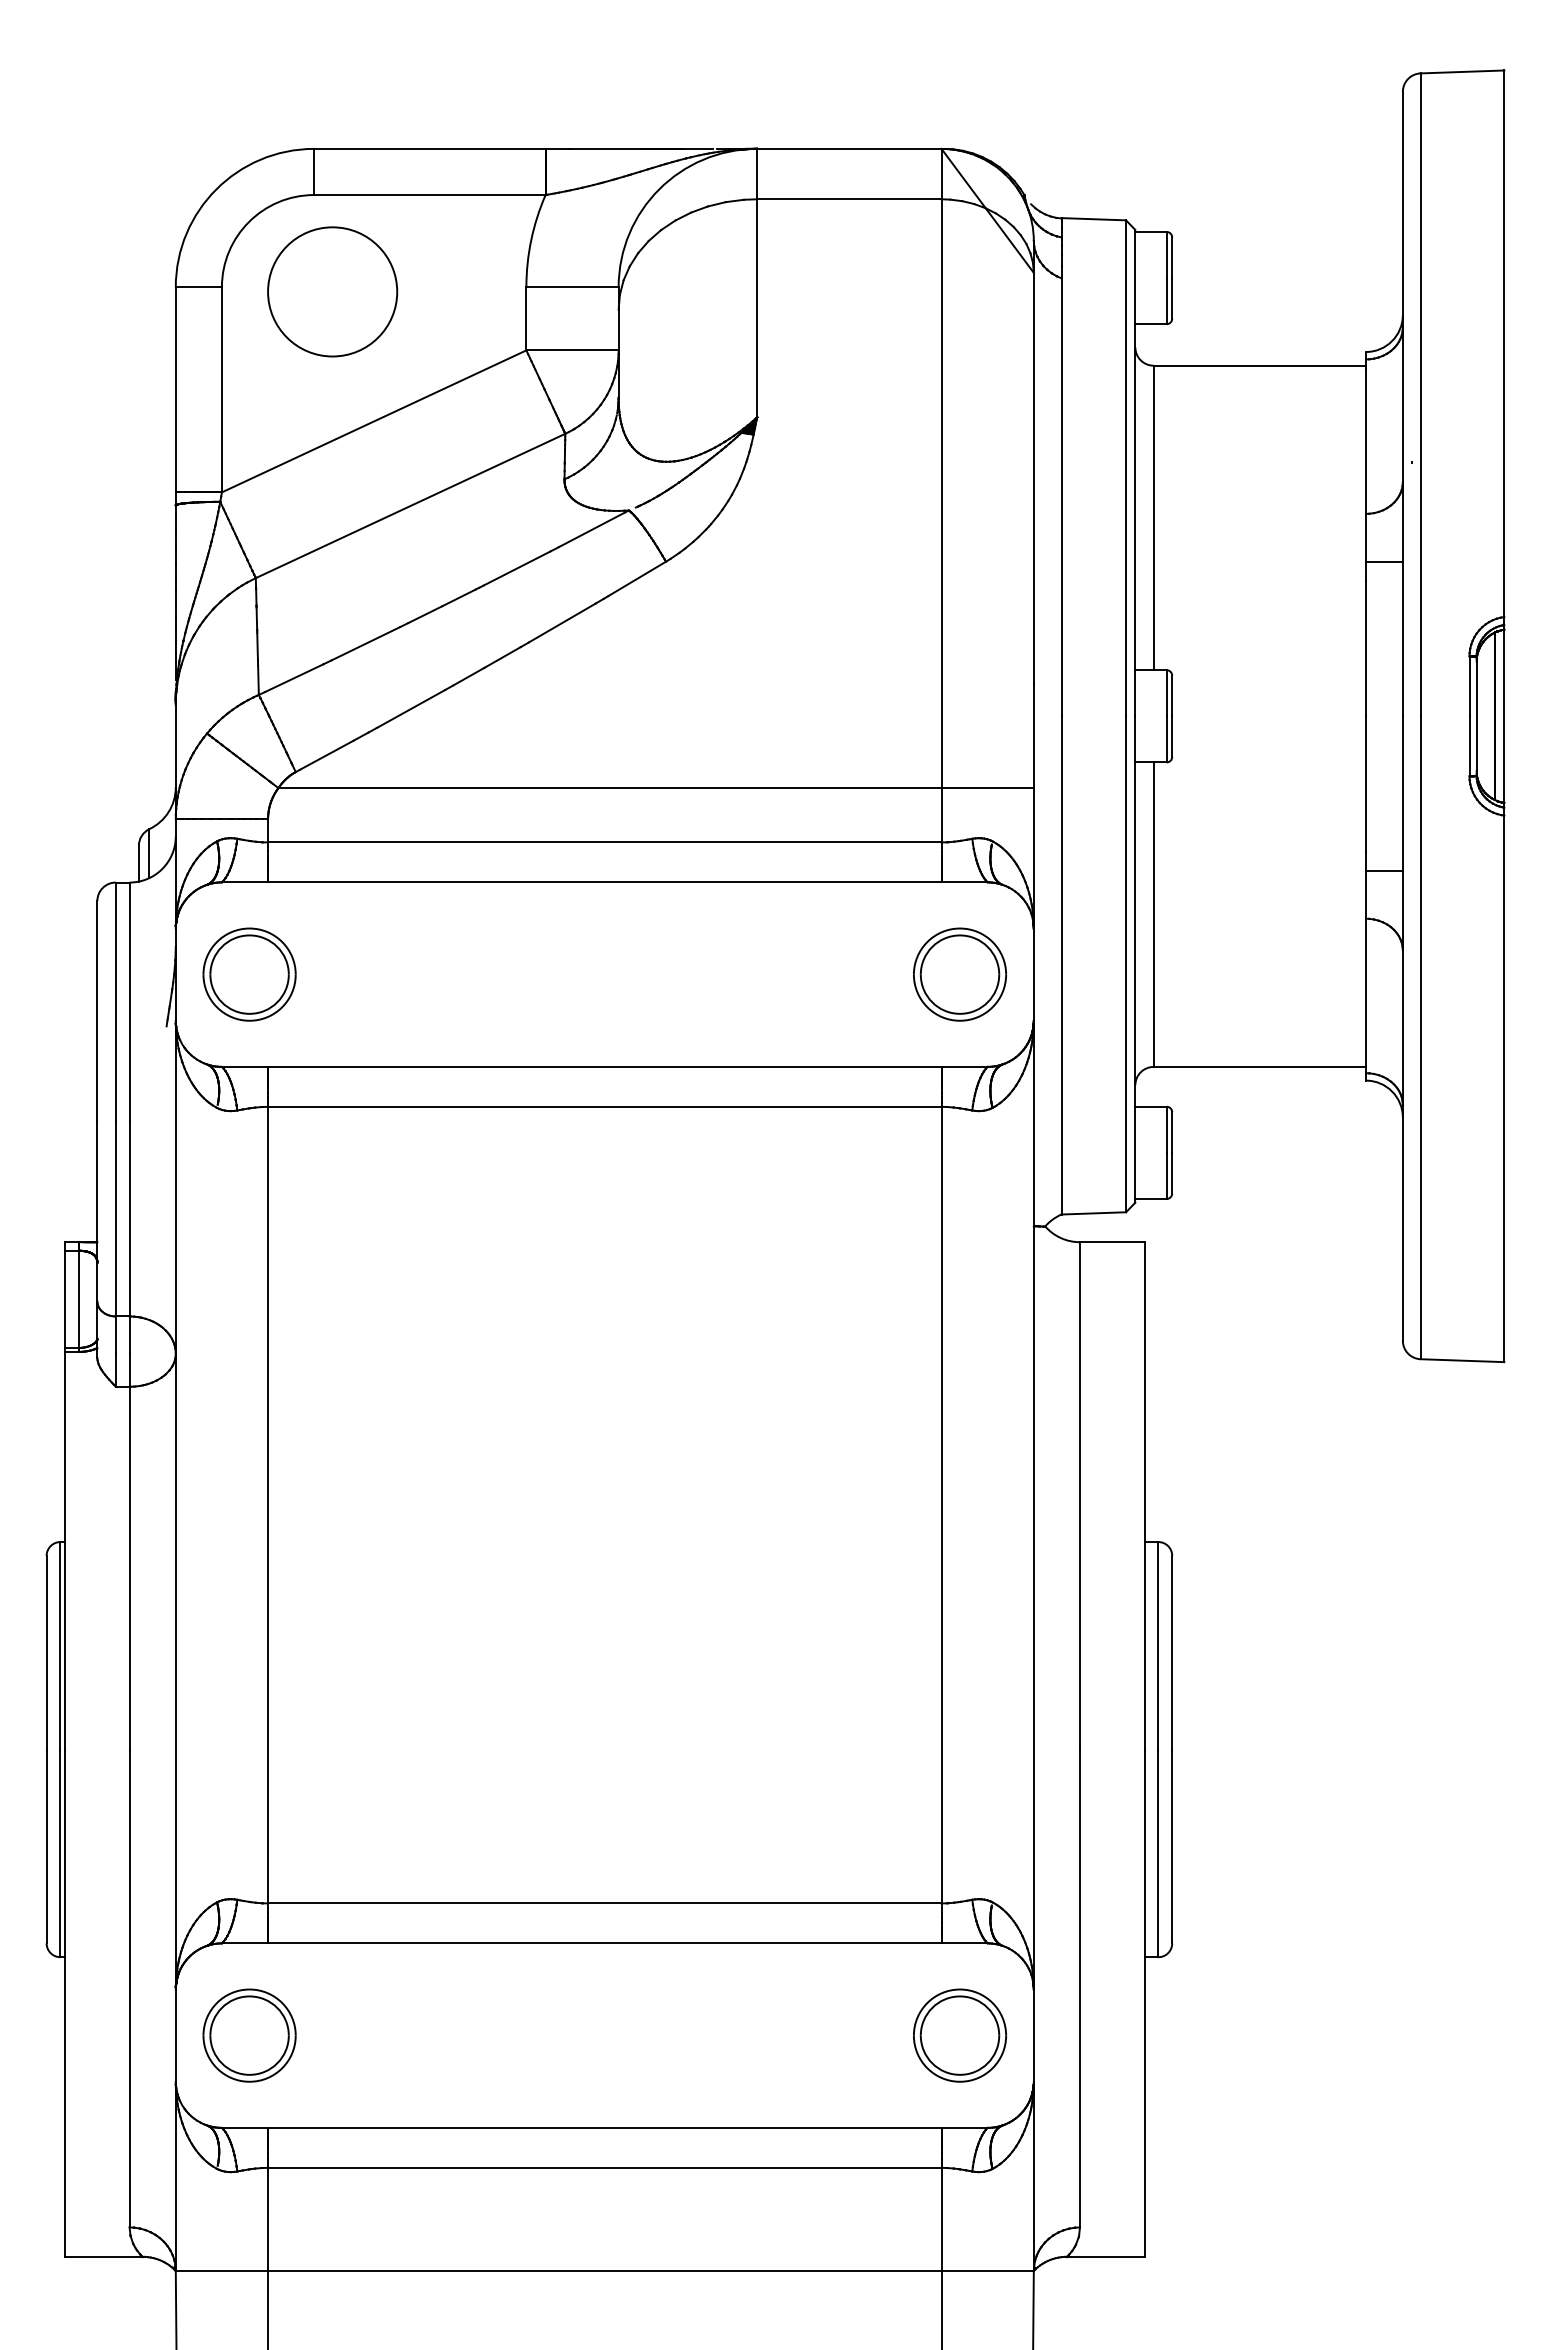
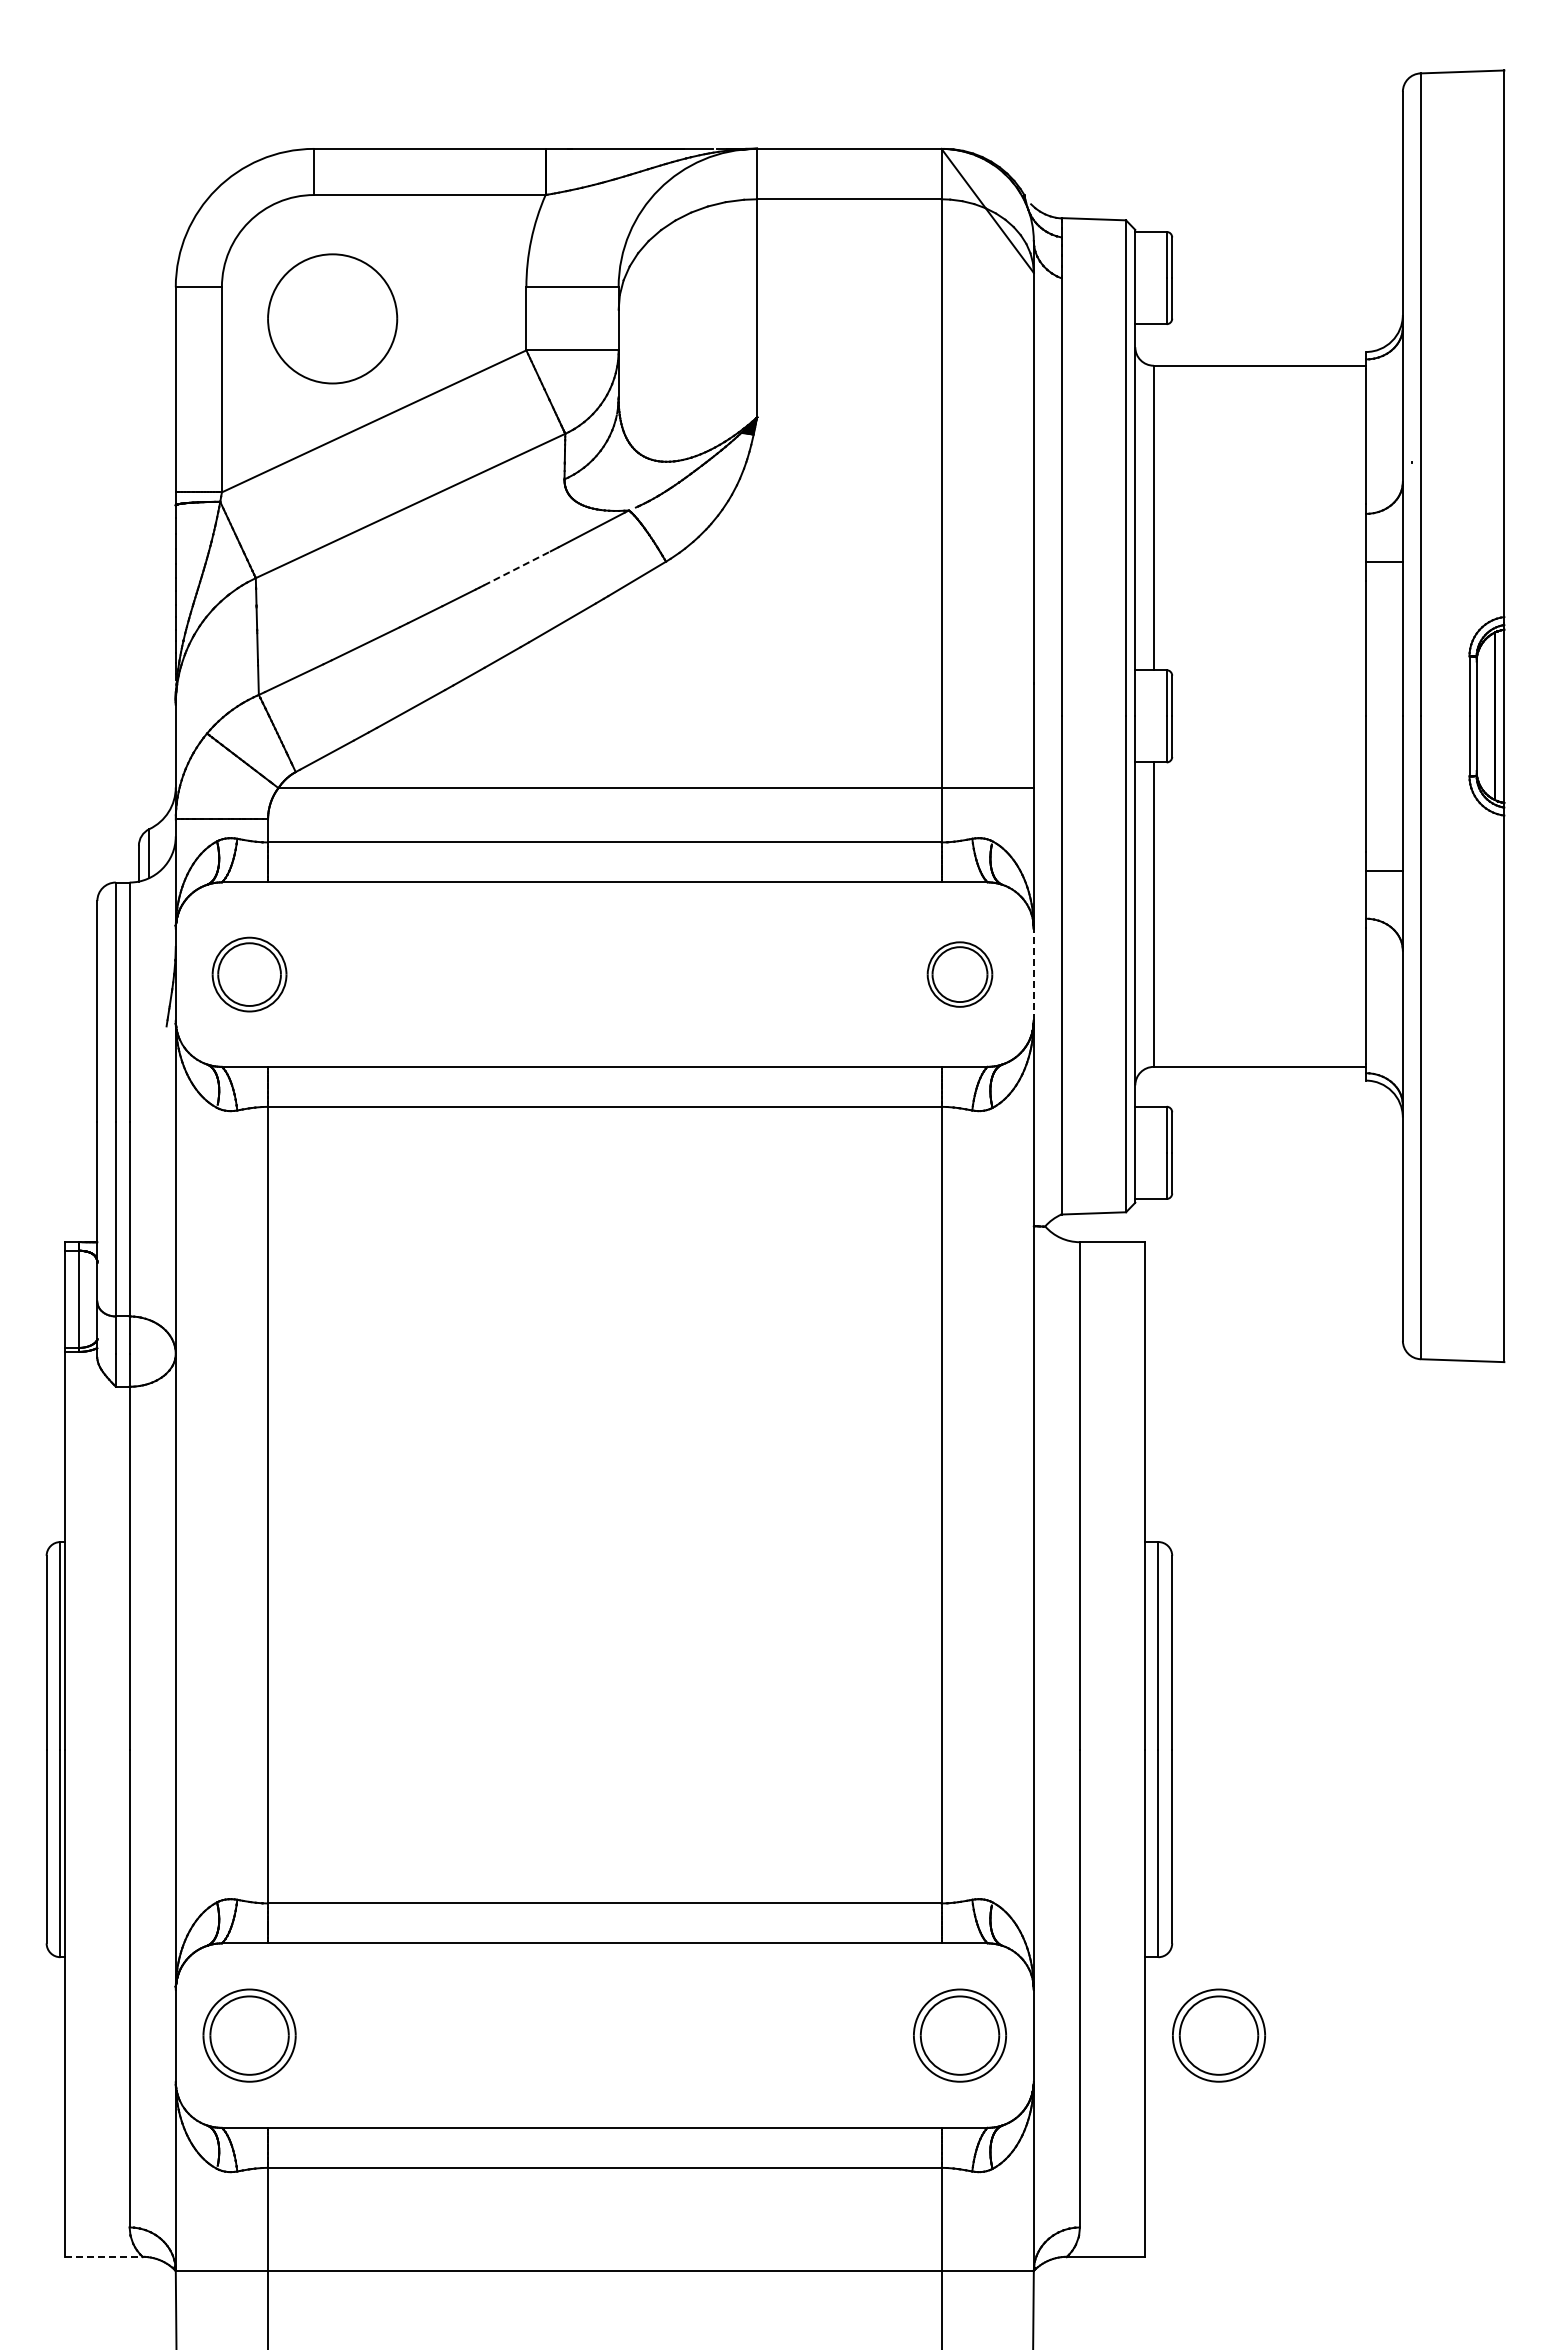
part position: (332, 291) -> (332, 318) (332, 318)
line: solid -> dashed (517, 568)
part size: 95x95 px -> 77x77 px (249, 974)
part size: 94x95 px -> 68x67 px (959, 974)
line: solid -> dashed (1033, 974)
part: none -> present (1218, 2035)
line: solid -> dashed (103, 2257)
